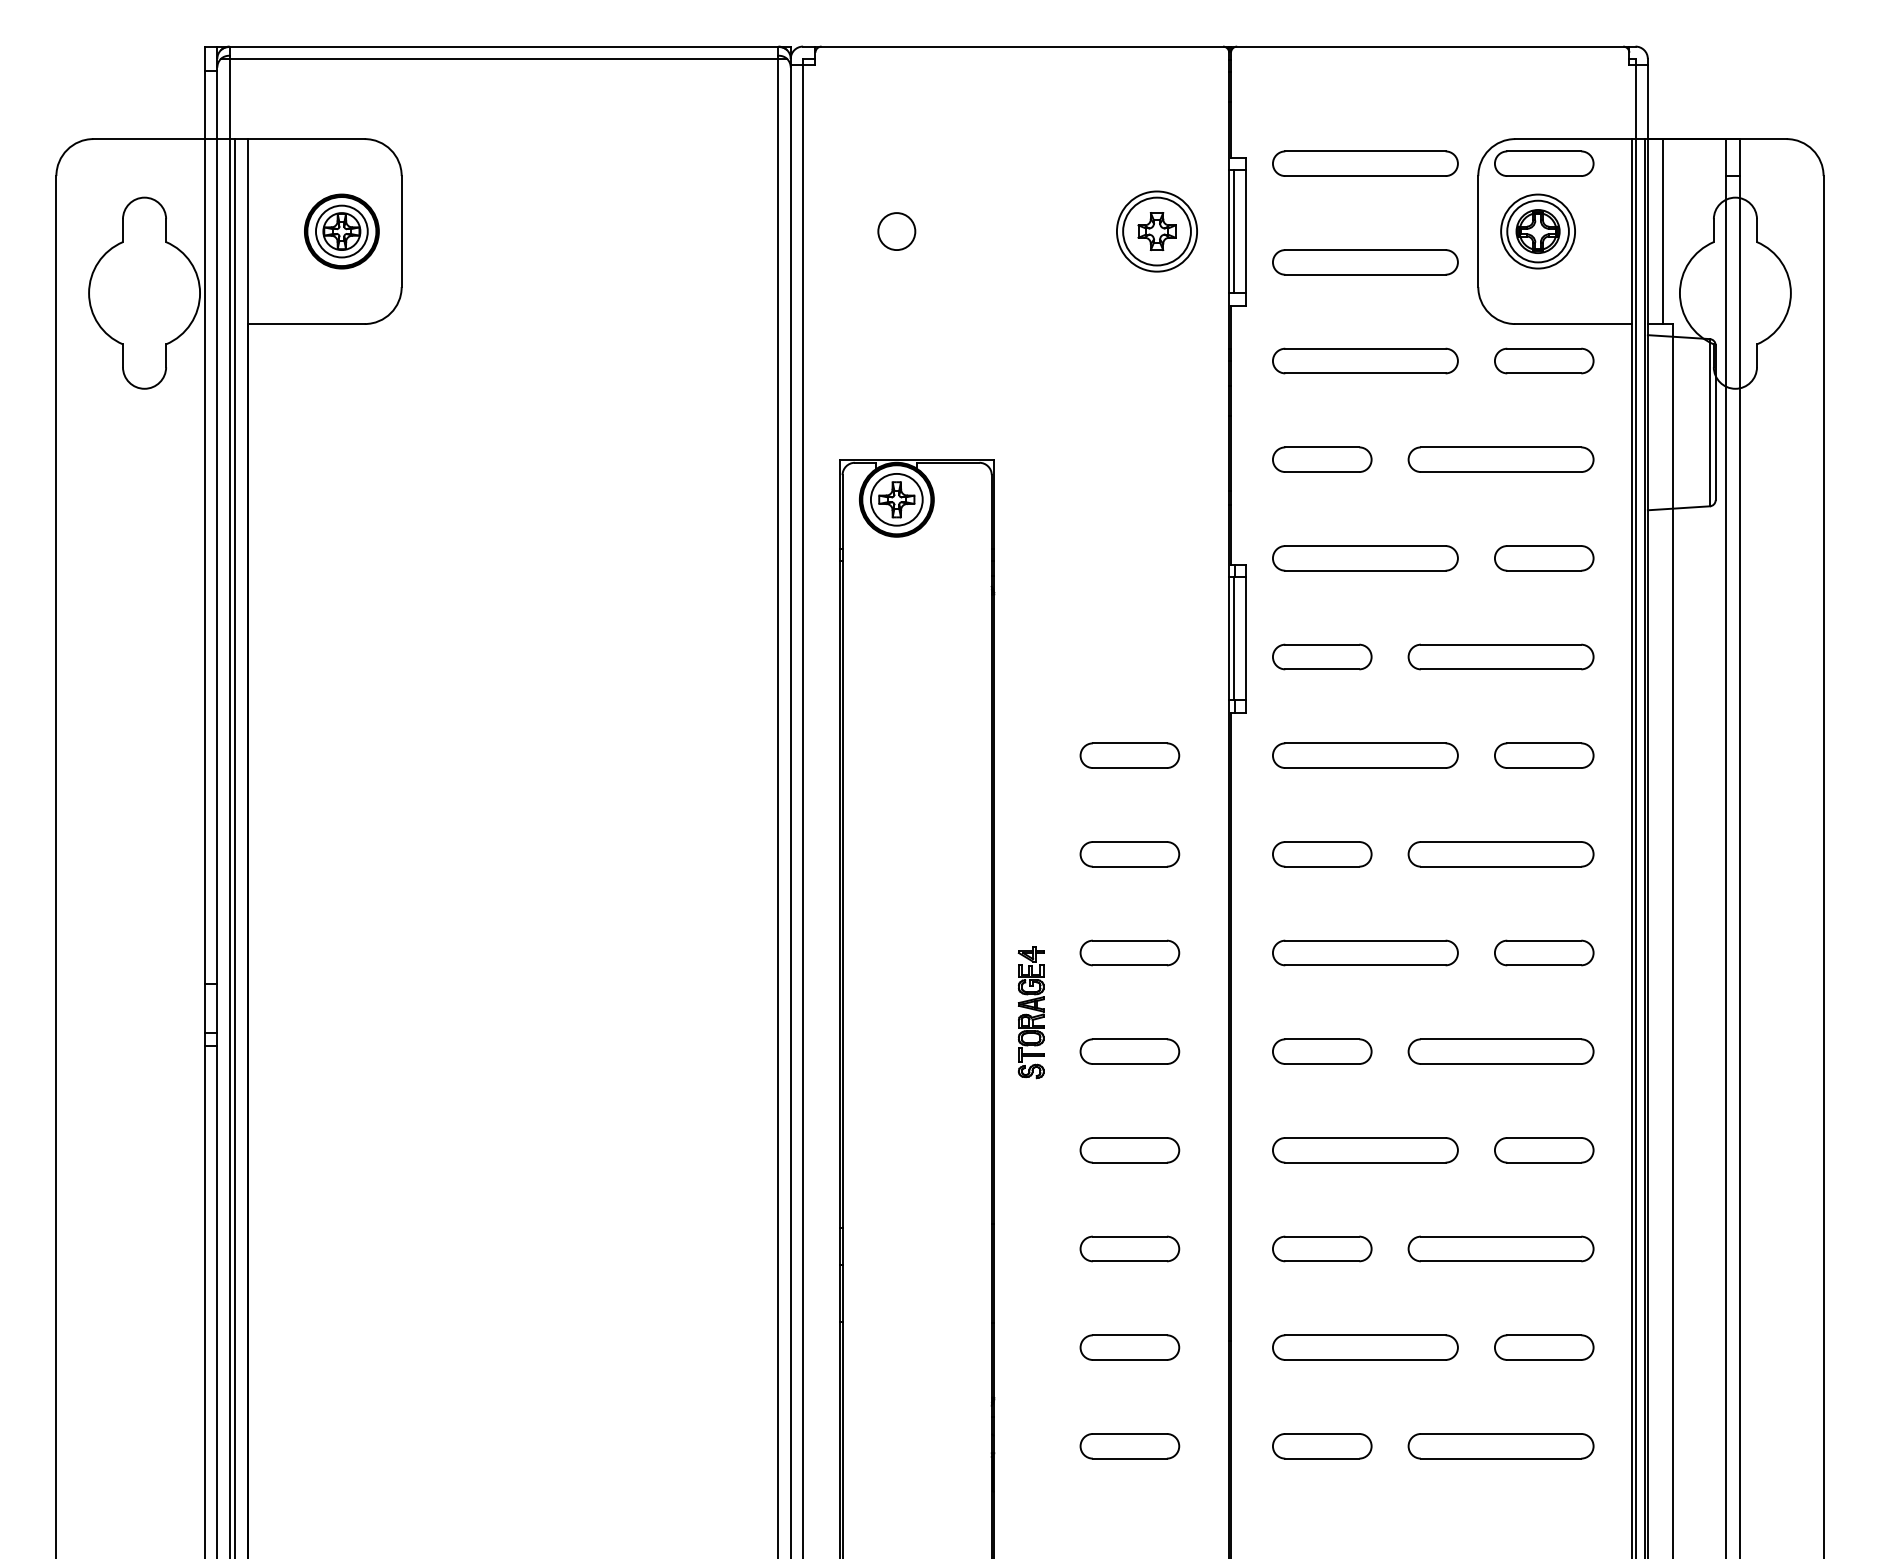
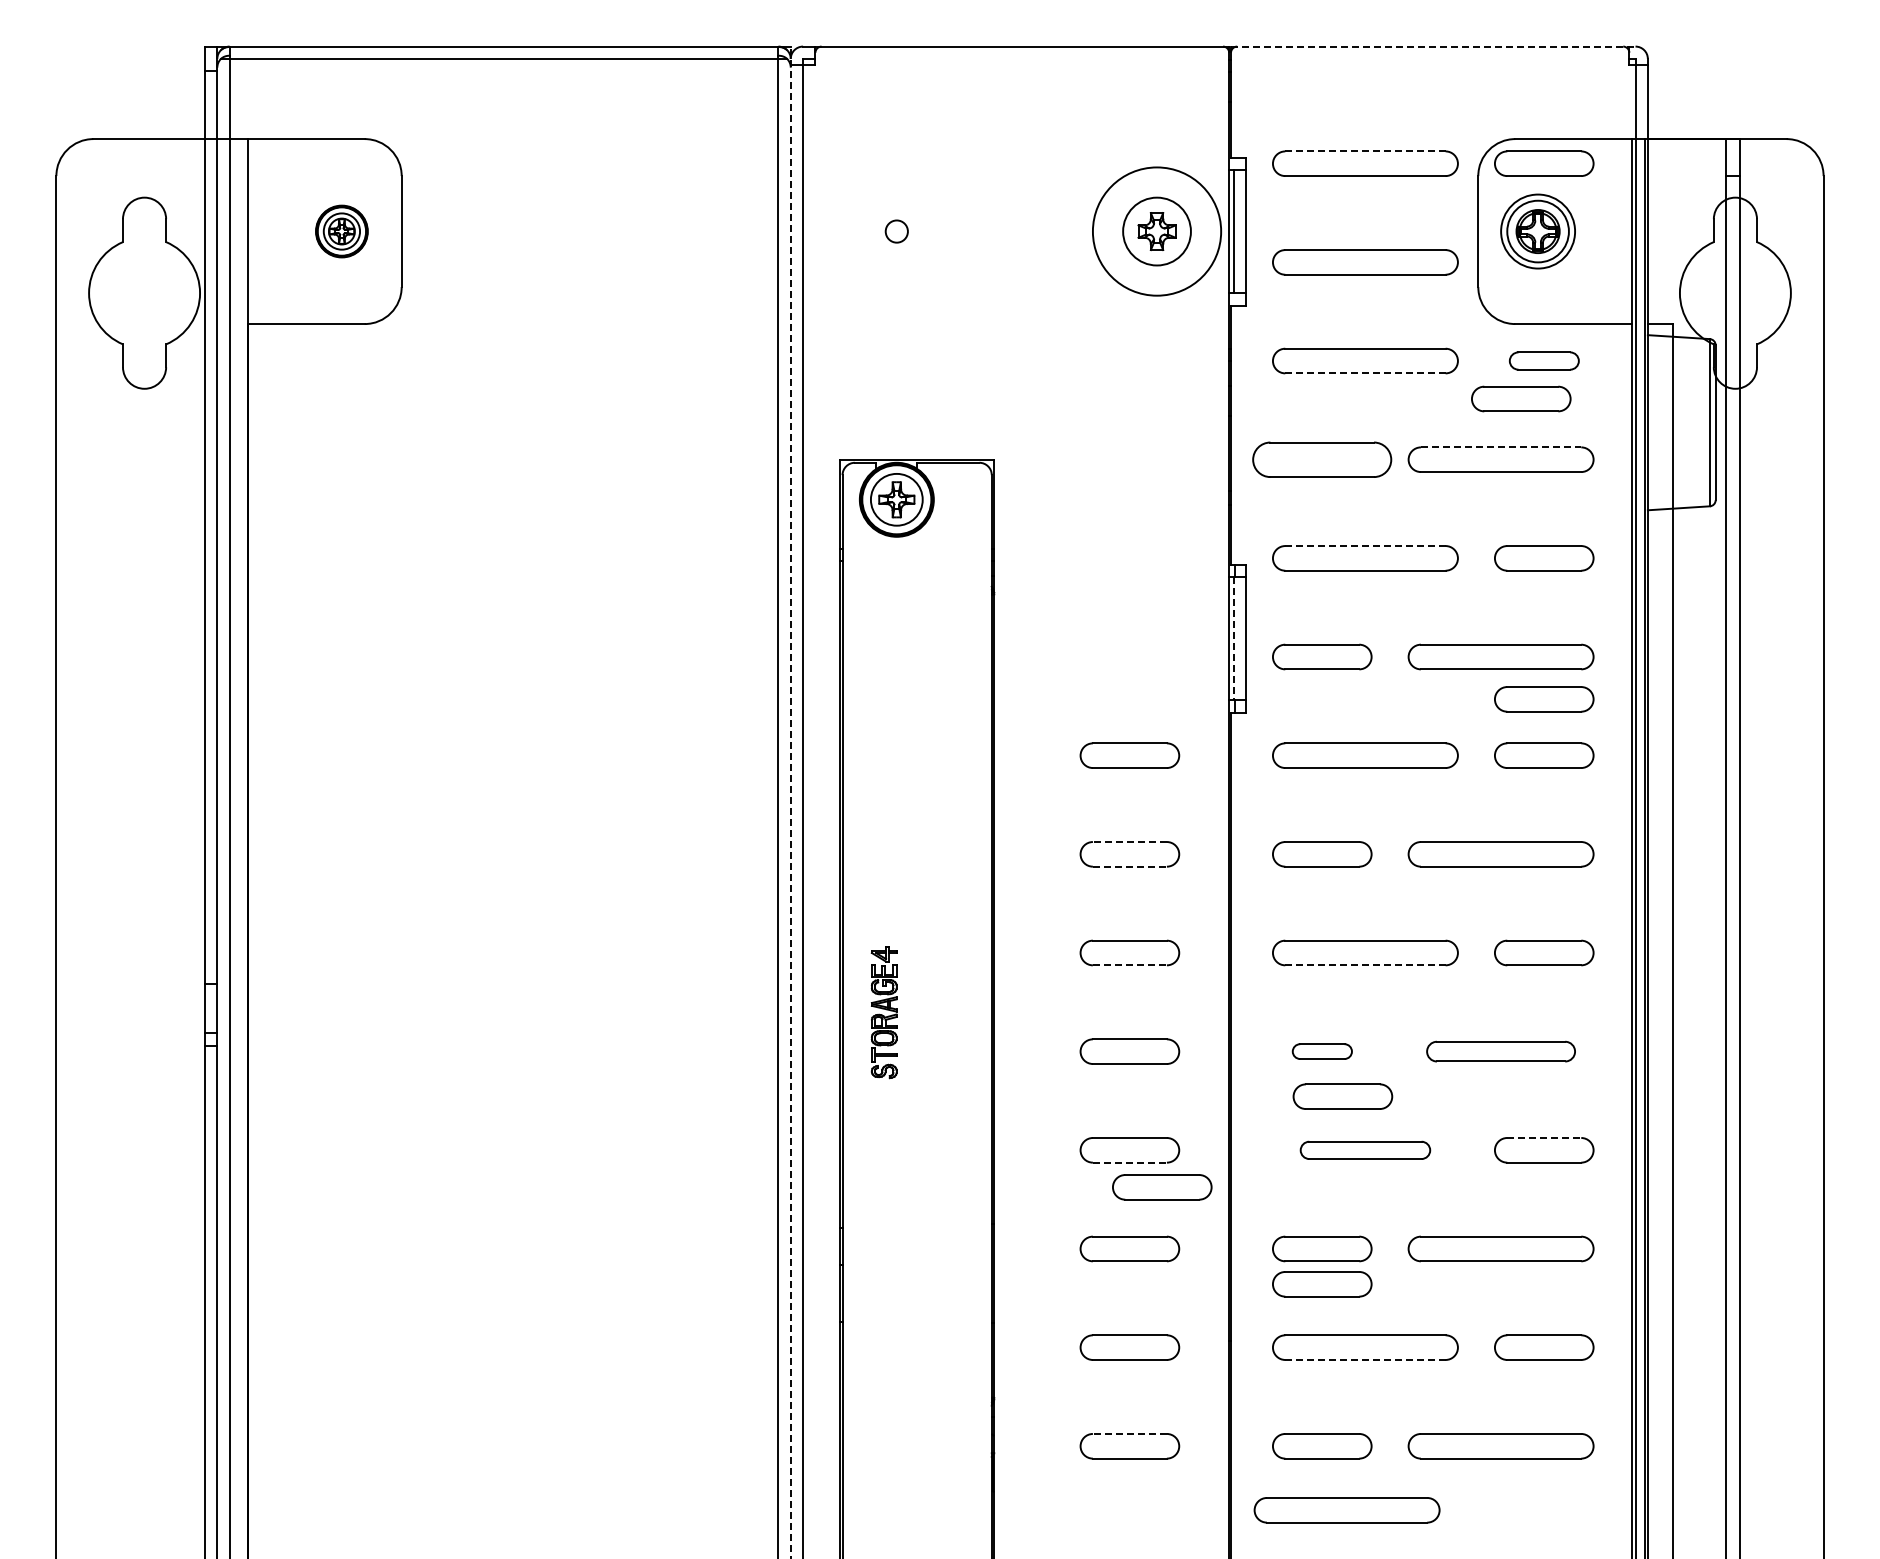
line: solid -> dashed (1433, 46)
line: solid -> dashed (1365, 151)
part size: 76x77 px -> 54x55 px (341, 231)
circle diameter: 37 px -> 22 px (896, 231)
circle diameter: 80 px -> 128 px (1156, 231)
line: present -> none (1662, 231)
part size: 101x28 px -> 71x20 px (1544, 360)
line: solid -> dashed (1364, 373)
part: none -> present (1521, 398)
line: solid -> dashed (1501, 447)
part size: 101x27 px -> 141x37 px (1322, 459)
line: solid -> dashed (1365, 546)
line: solid -> dashed (1233, 638)
part: none -> present (1544, 699)
line: solid -> dashed (790, 802)
line: solid -> dashed (1129, 842)
line: present -> none (235, 847)
line: solid -> dashed (1129, 866)
line: solid -> dashed (1129, 965)
line: solid -> dashed (1364, 965)
part position: (1030, 1012) -> (883, 1012) (883, 1012)
part size: 101x27 px -> 62x17 px (1321, 1051)
part size: 188x27 px -> 150x23 px (1500, 1051)
part: none -> present (1342, 1096)
line: solid -> dashed (1544, 1137)
part size: 187x27 px -> 133x20 px (1365, 1149)
line: solid -> dashed (1129, 1162)
part: none -> present (1162, 1187)
part: none -> present (1322, 1284)
line: solid -> dashed (1364, 1359)
line: solid -> dashed (1129, 1433)
part: none -> present (1346, 1510)
